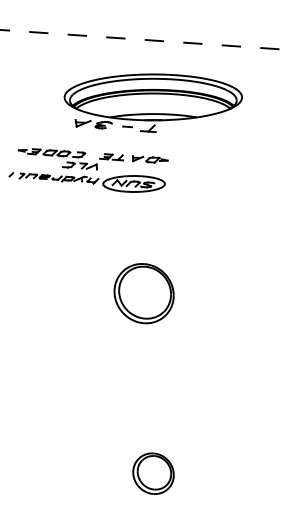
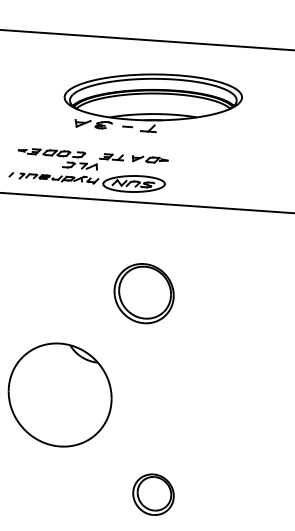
line: dashed -> solid (148, 40)
line: none -> present (146, 202)
part: none -> present (59, 394)
part position: (153, 473) -> (153, 494) (153, 494)
